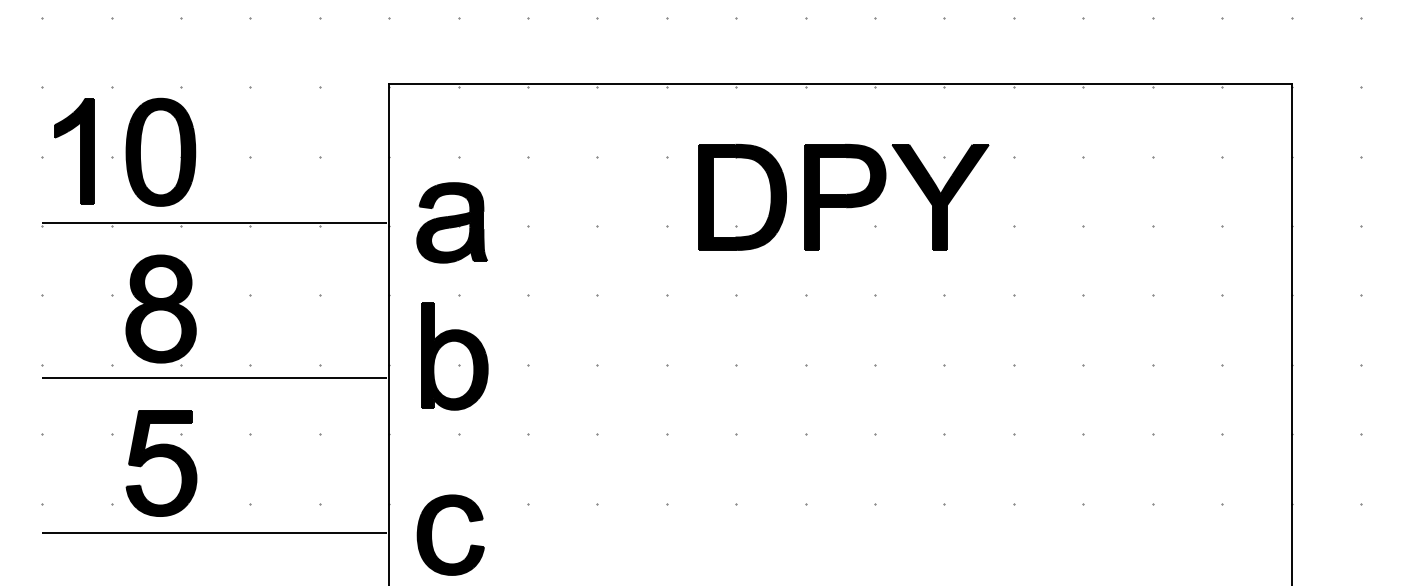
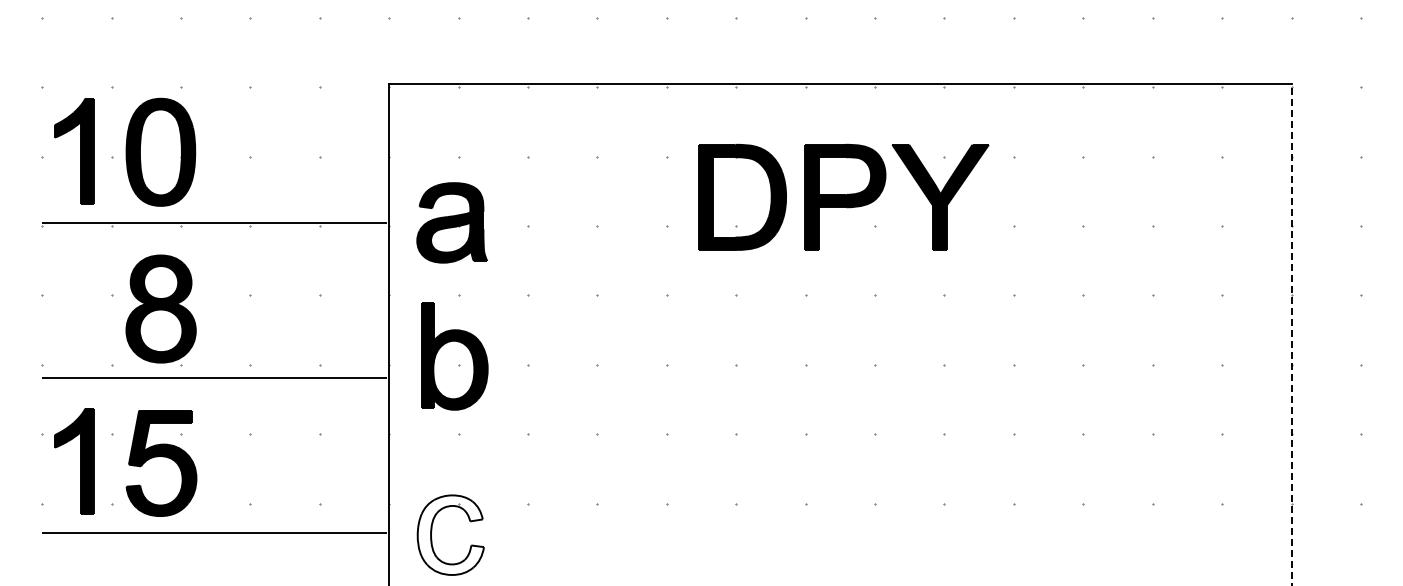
line: solid -> dashed (1292, 335)
part: none -> present (74, 461)
fill: present -> none (450, 534)
